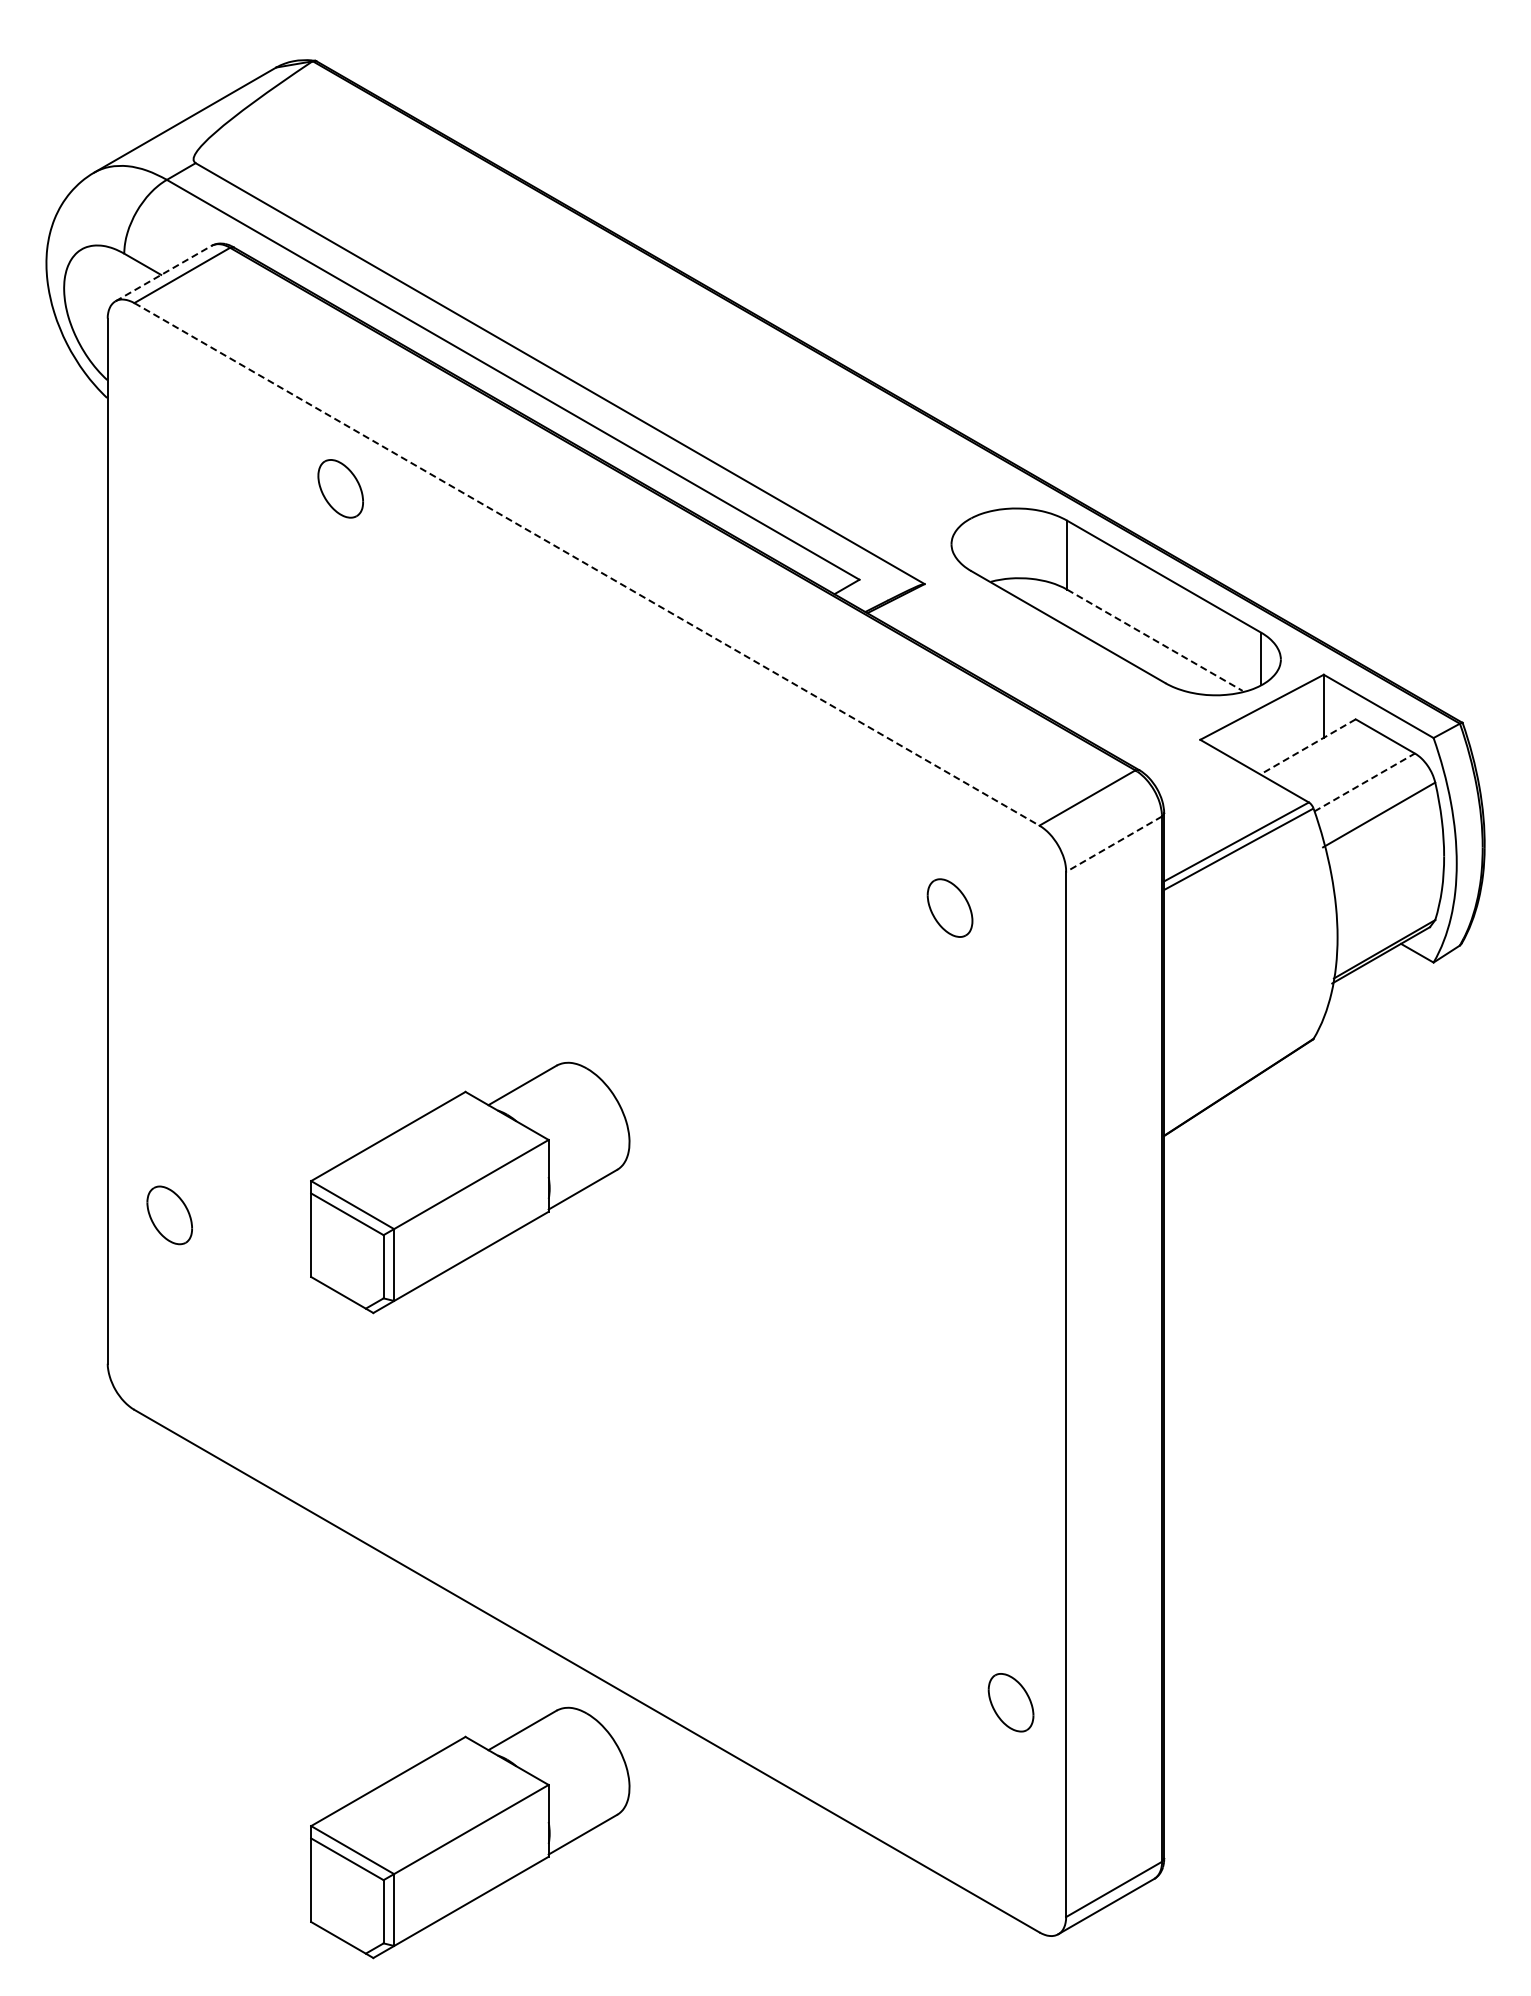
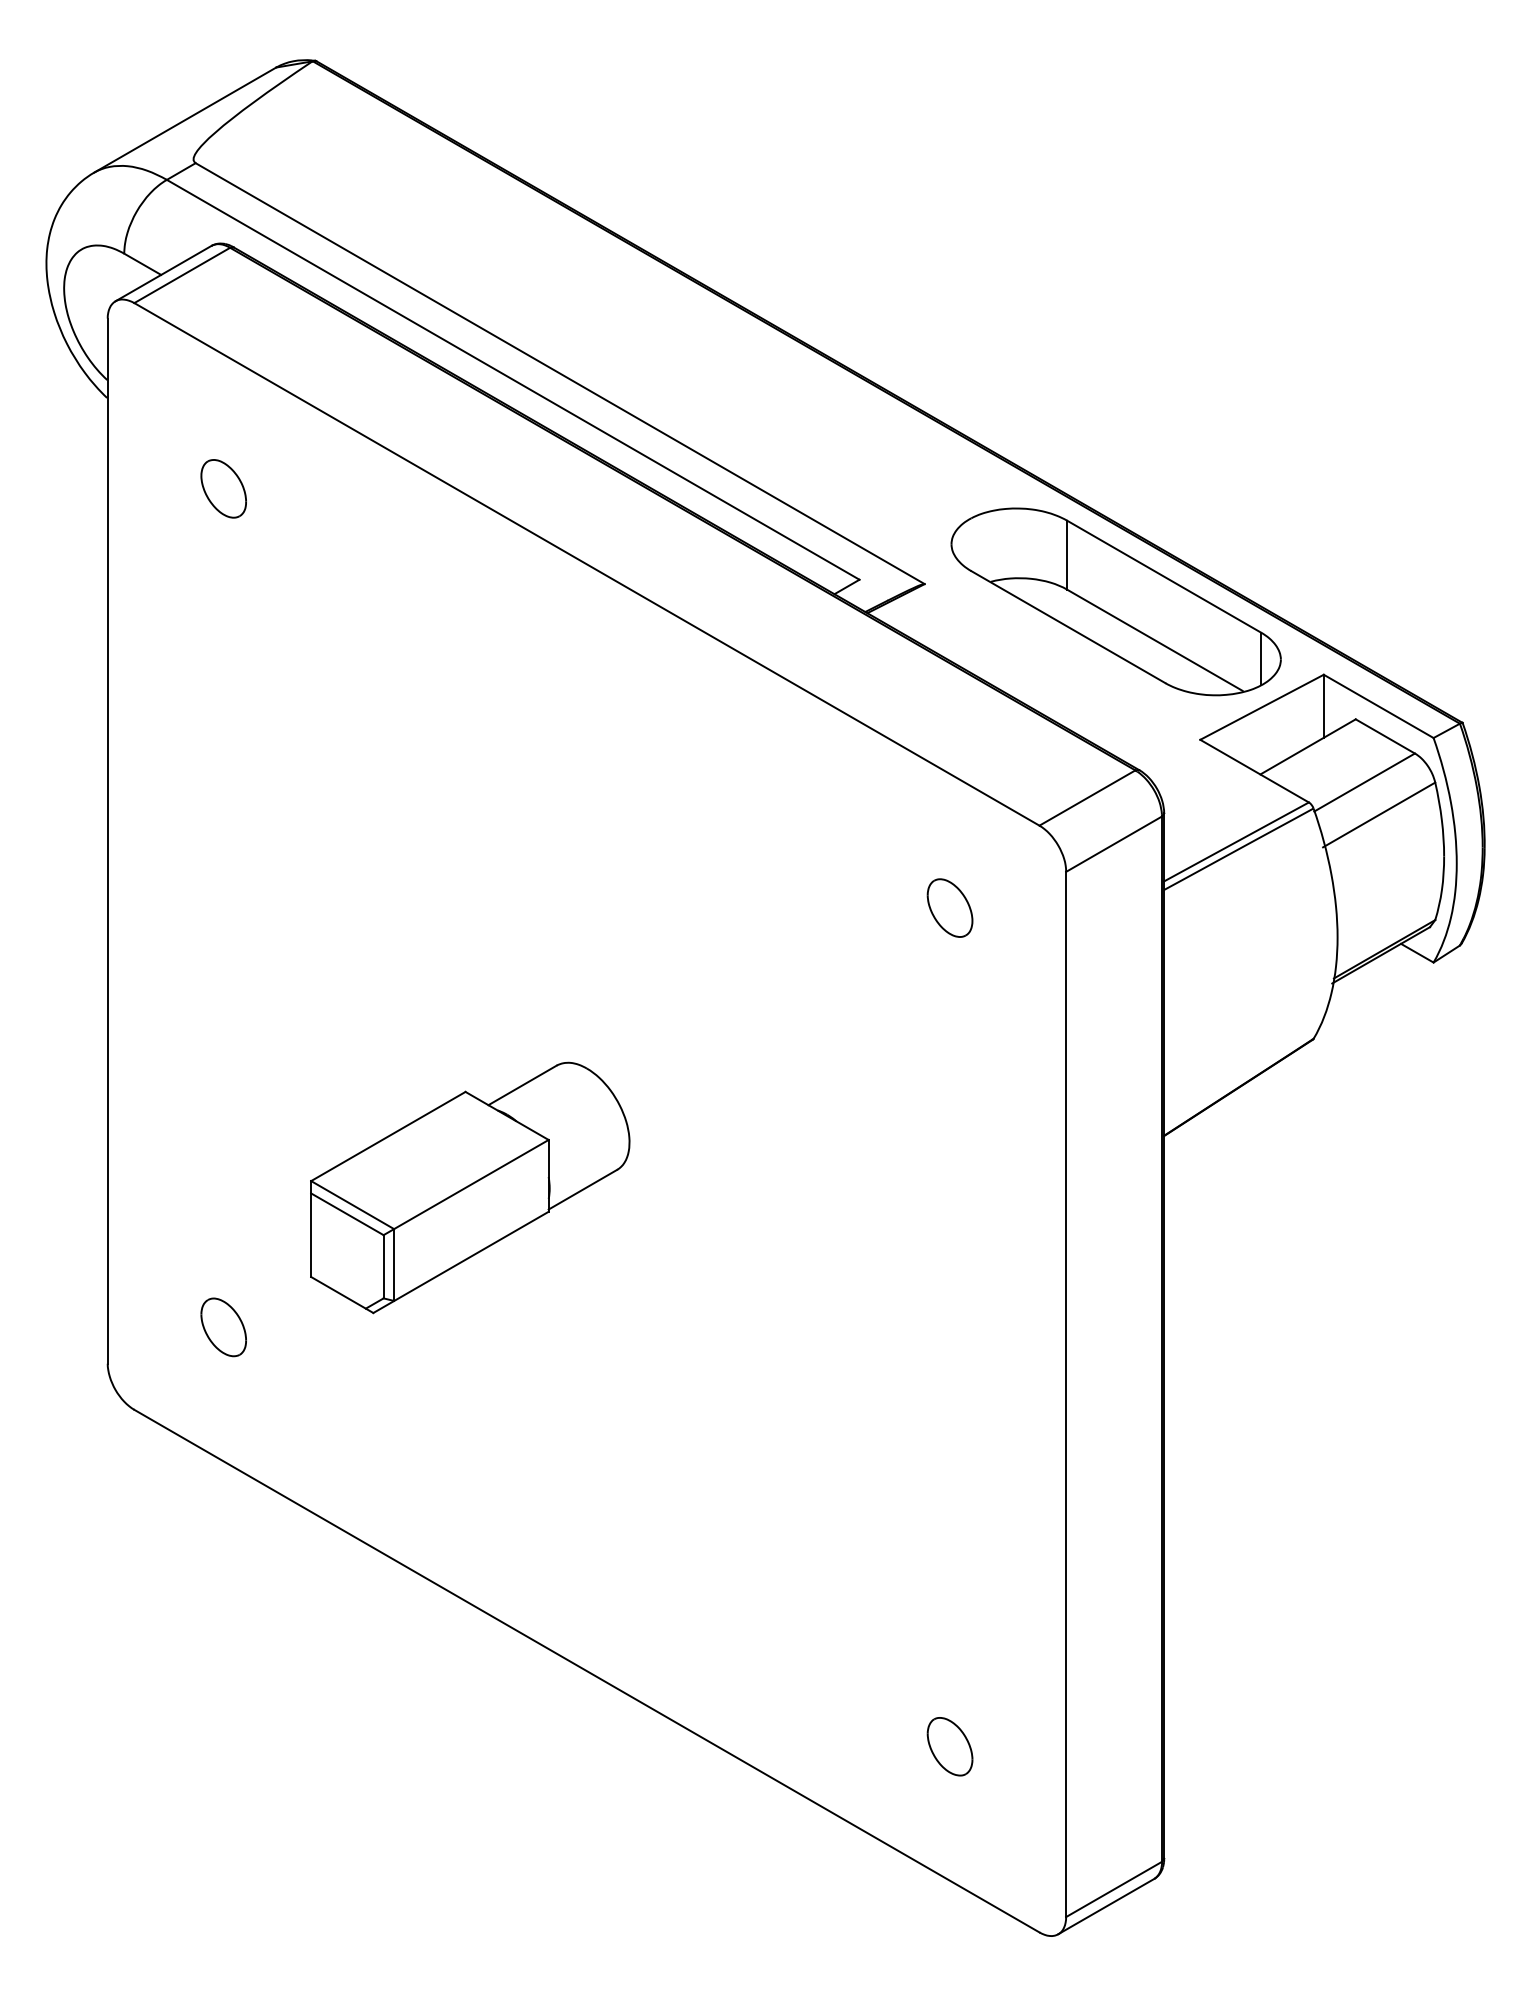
line: dashed -> solid (163, 273)
part position: (340, 488) -> (223, 488) (223, 488)
line: dashed -> solid (586, 564)
line: dashed -> solid (1155, 640)
line: dashed -> solid (1307, 747)
line: dashed -> solid (1365, 782)
line: dashed -> solid (1113, 844)
part position: (169, 1215) -> (223, 1327) (223, 1327)
part position: (1010, 1702) -> (949, 1746) (949, 1746)
part: present -> none (470, 1832)
